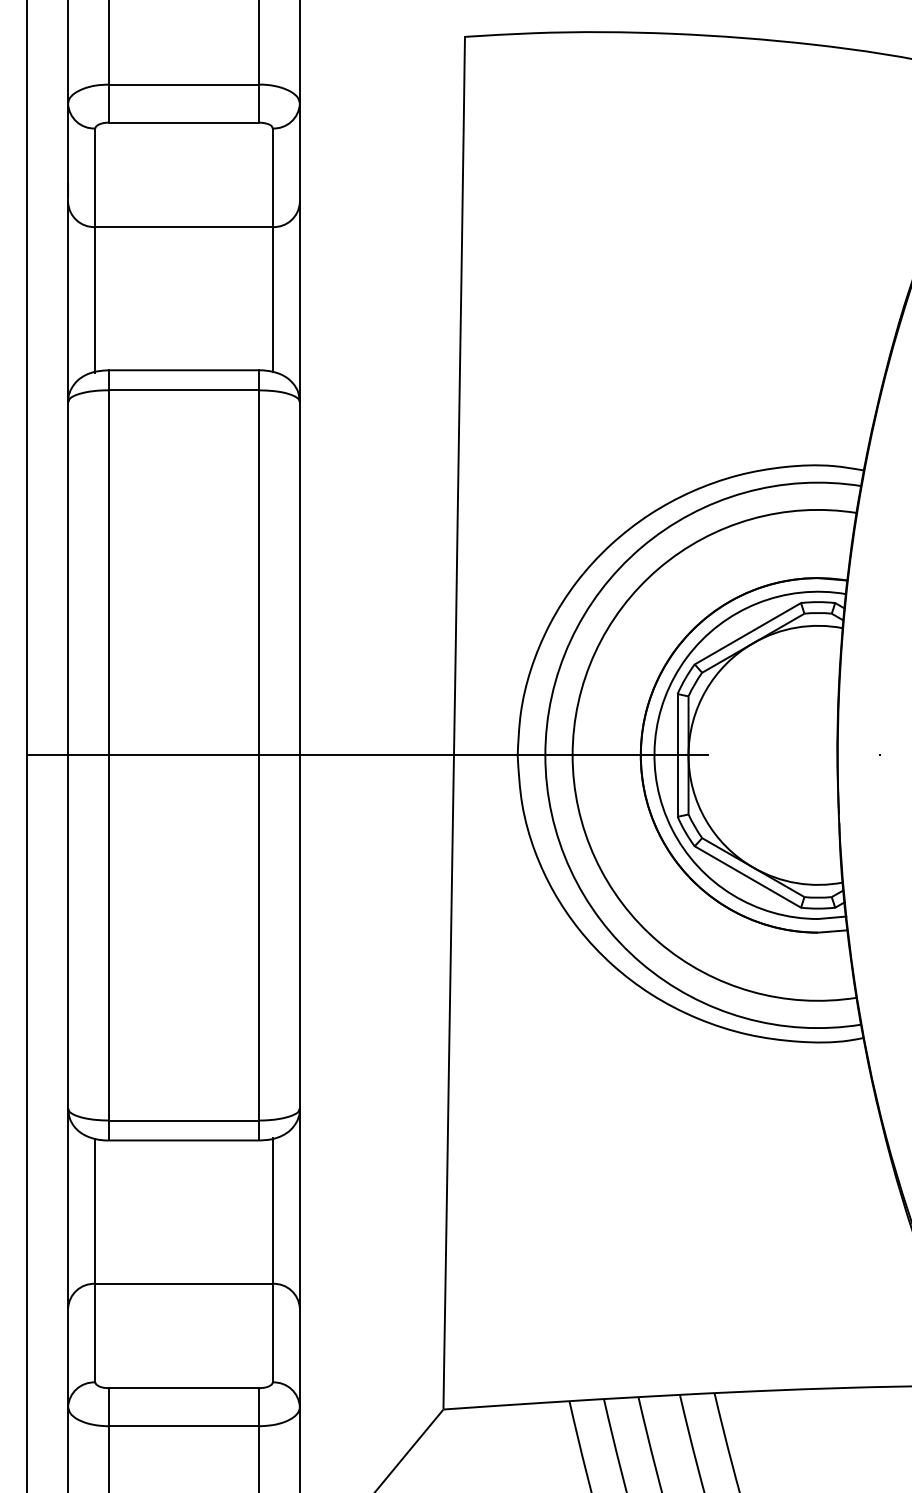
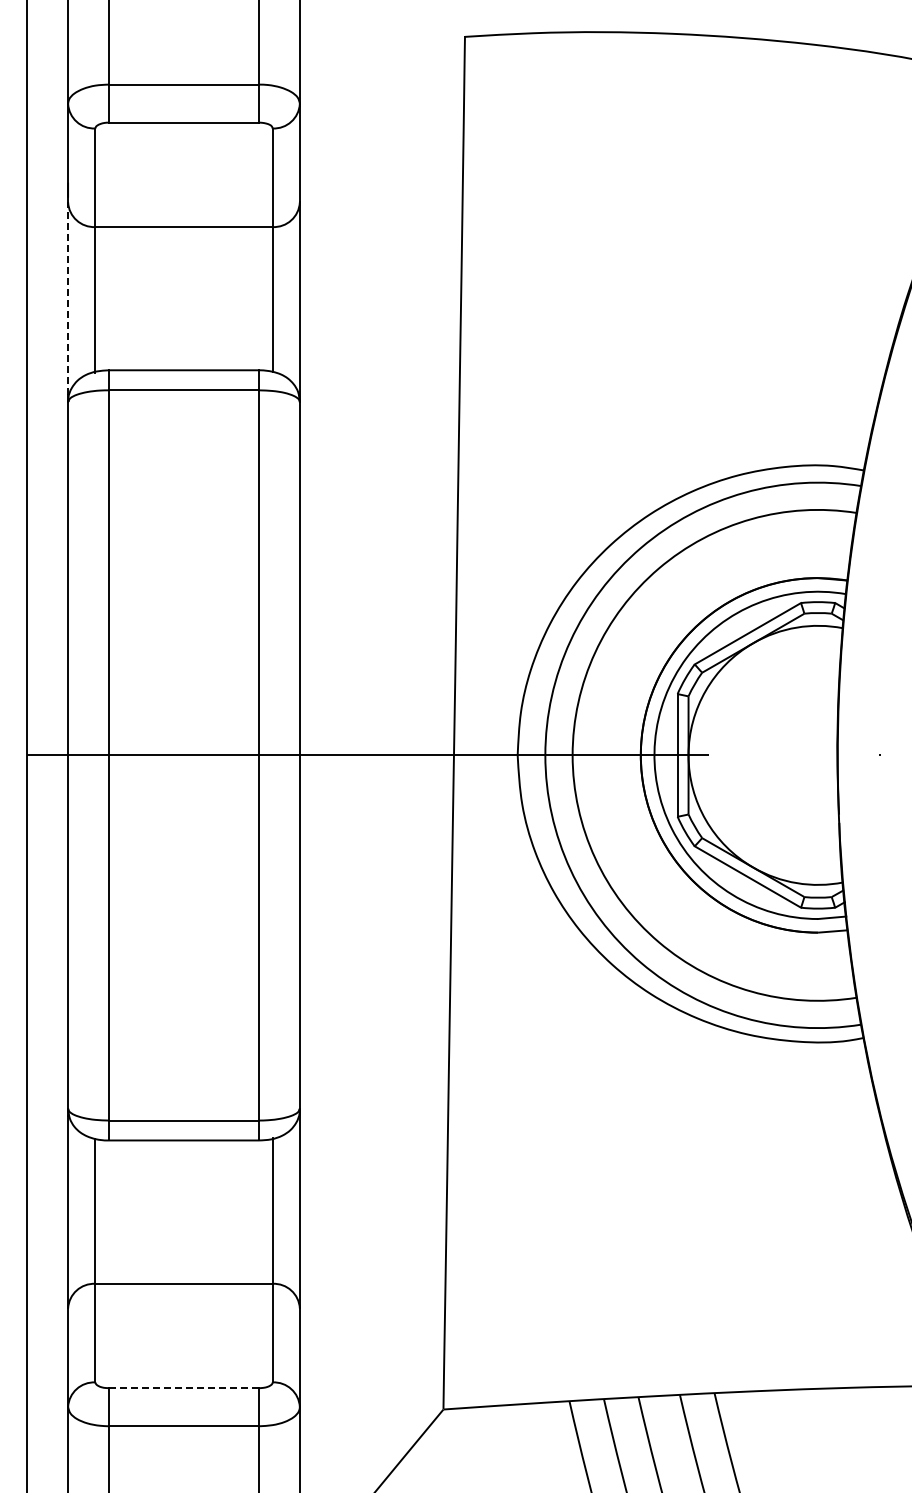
line: solid -> dashed (68, 298)
line: solid -> dashed (184, 1388)
